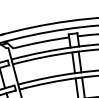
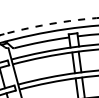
arc: solid -> dashed (49, 24)
